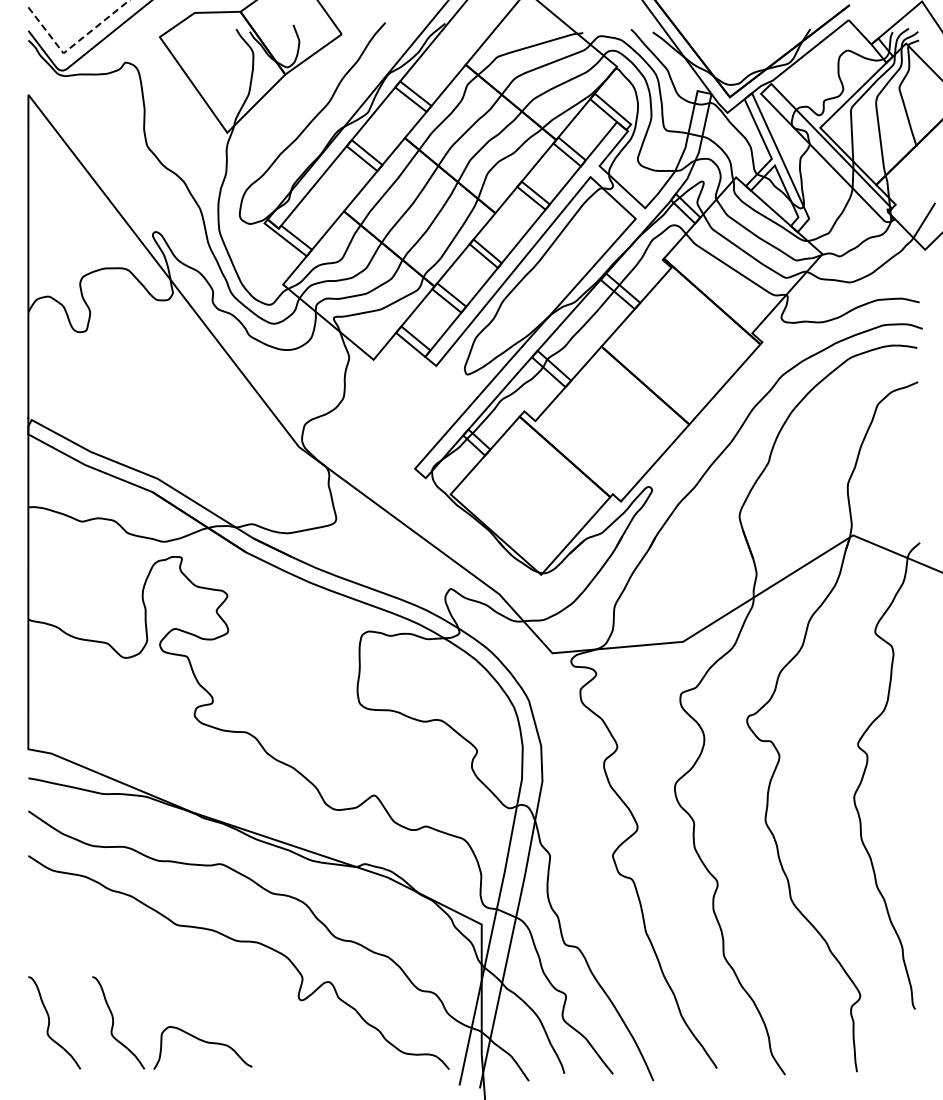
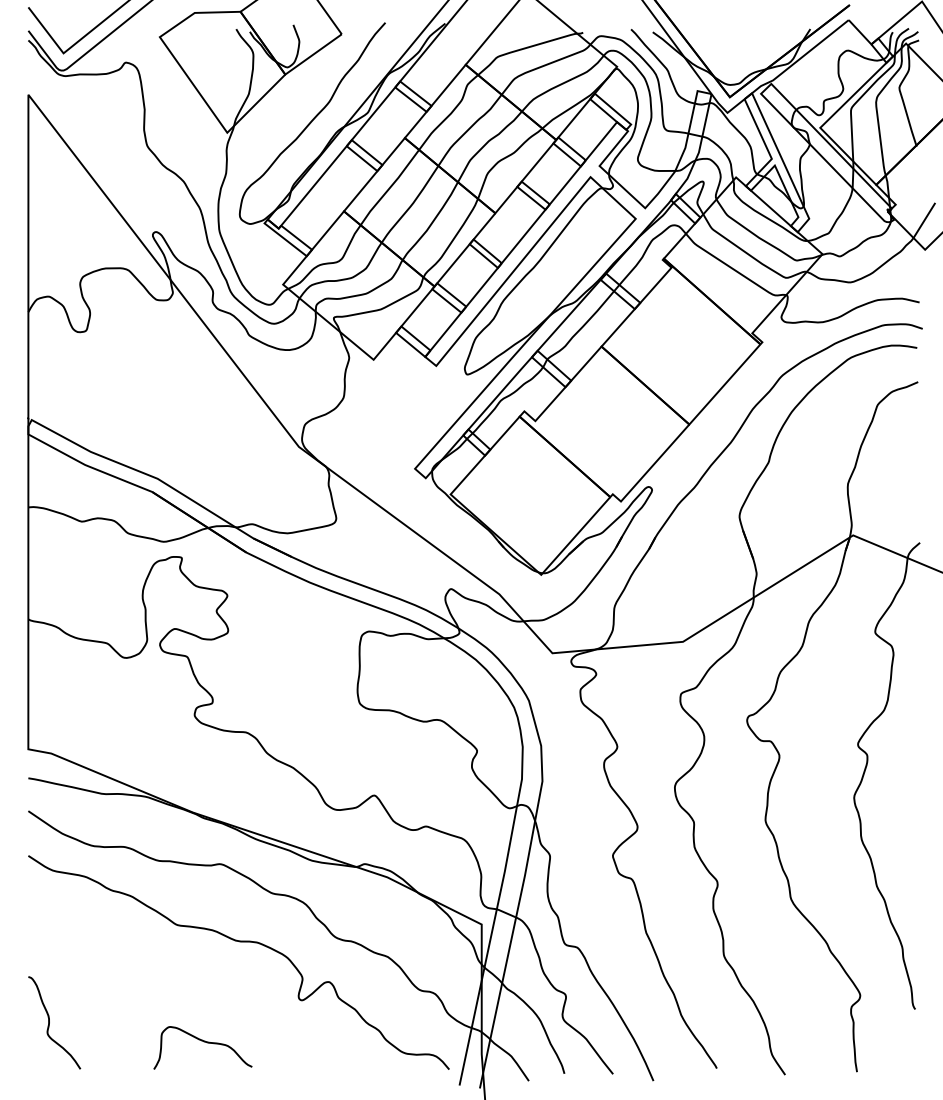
line: dashed -> solid (73, 45)
curve: present -> none (113, 1022)
